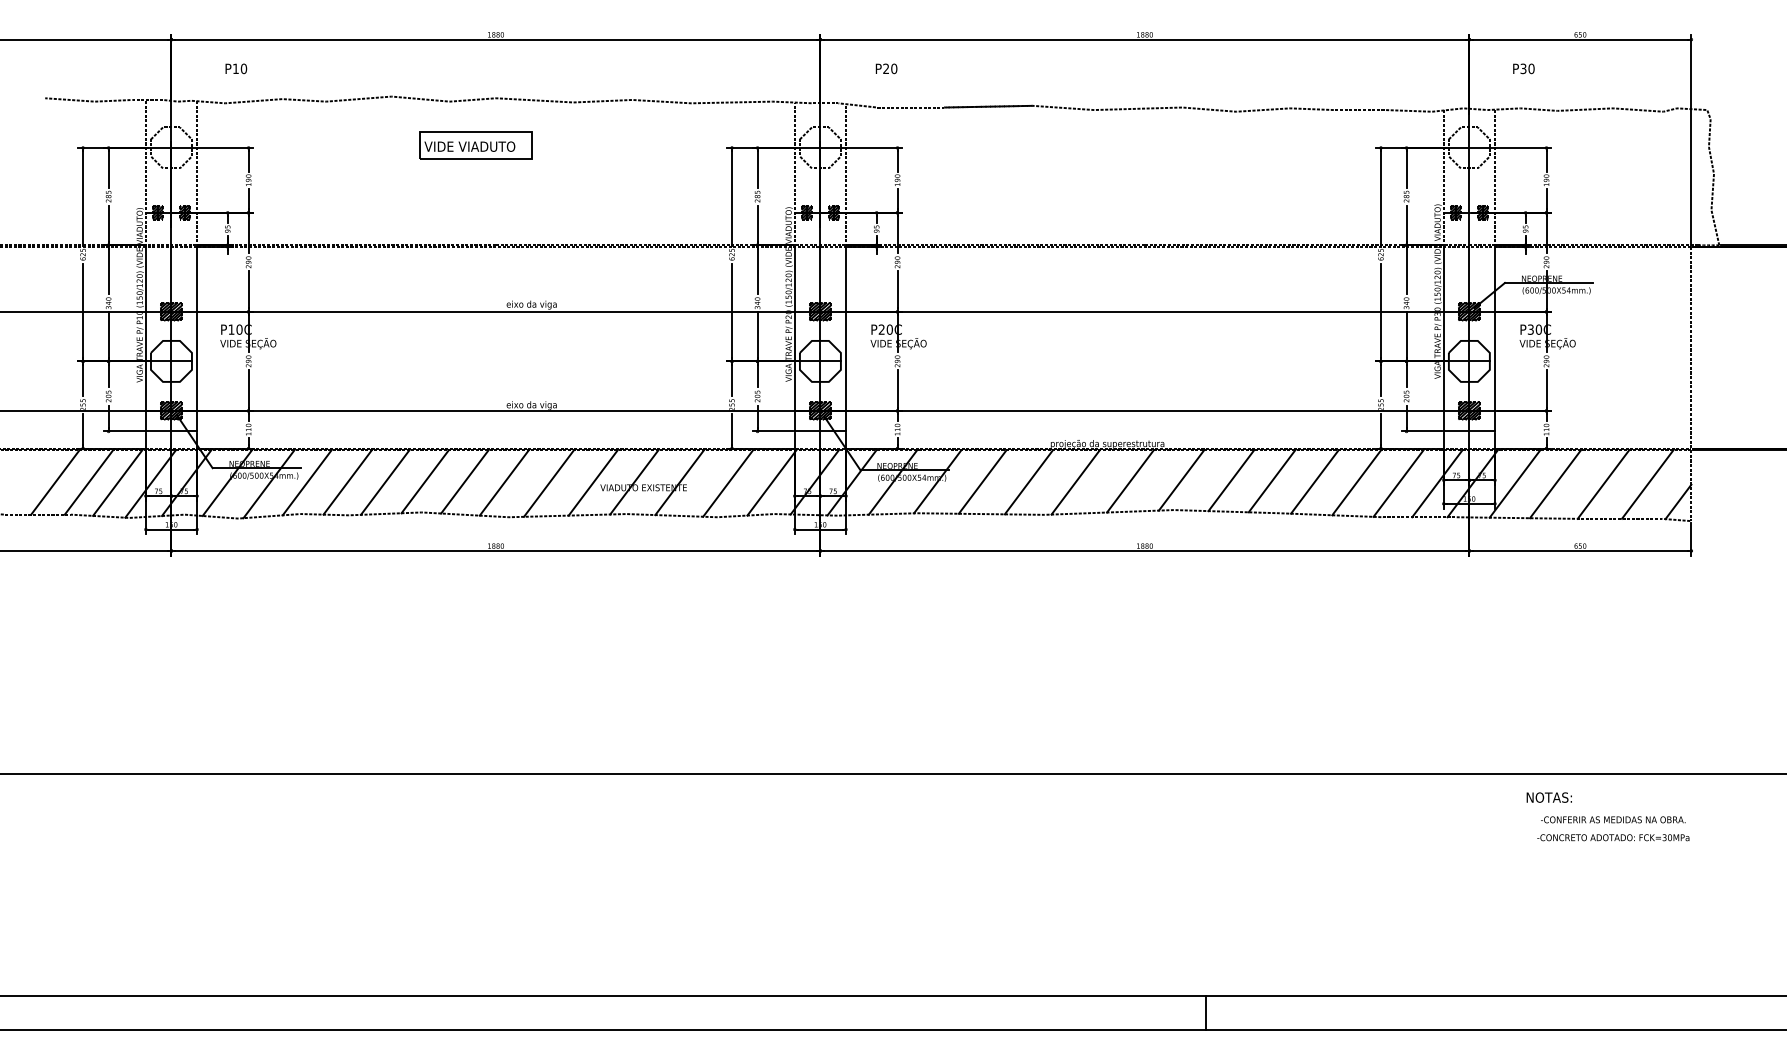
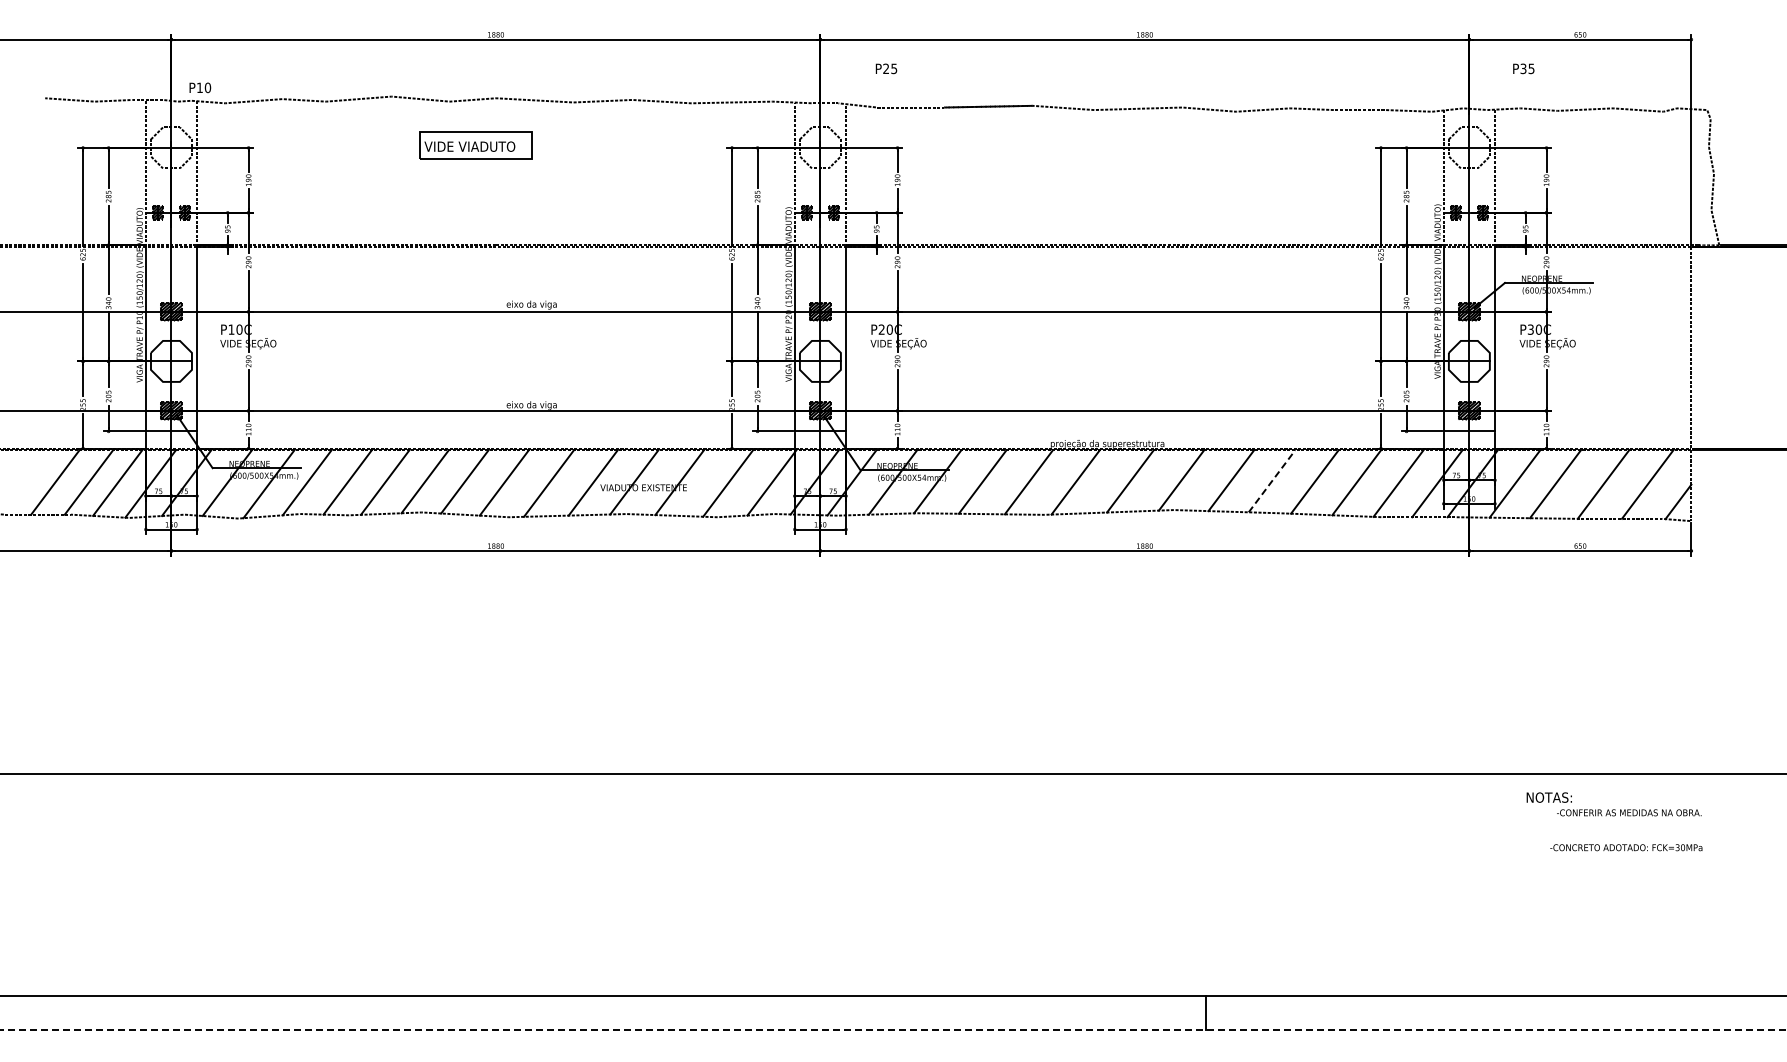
text position: (236, 68) -> (200, 87) (200, 87)
text: P20 -> P25 (894, 68)
text: P30 -> P35 (1531, 68)
line: solid -> dashed (1272, 481)
text position: (1613, 819) -> (1629, 812) (1629, 812)
text position: (1613, 837) -> (1626, 847) (1626, 847)
line: solid -> dashed (893, 1029)
